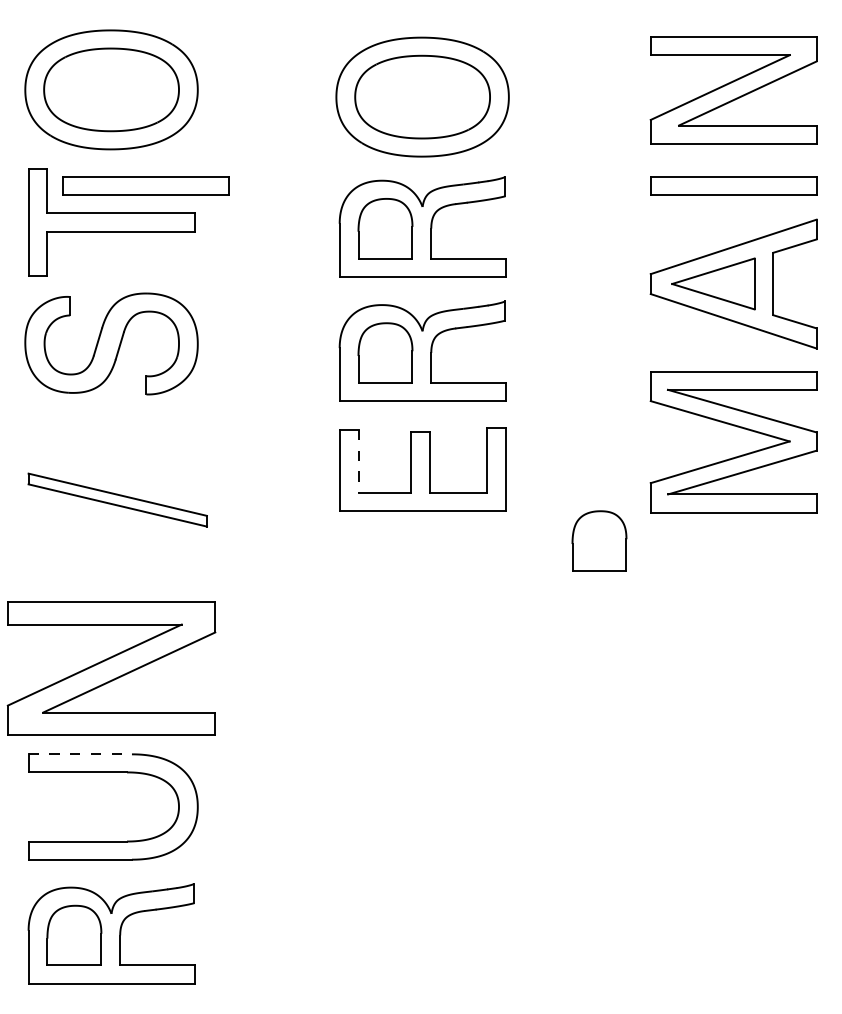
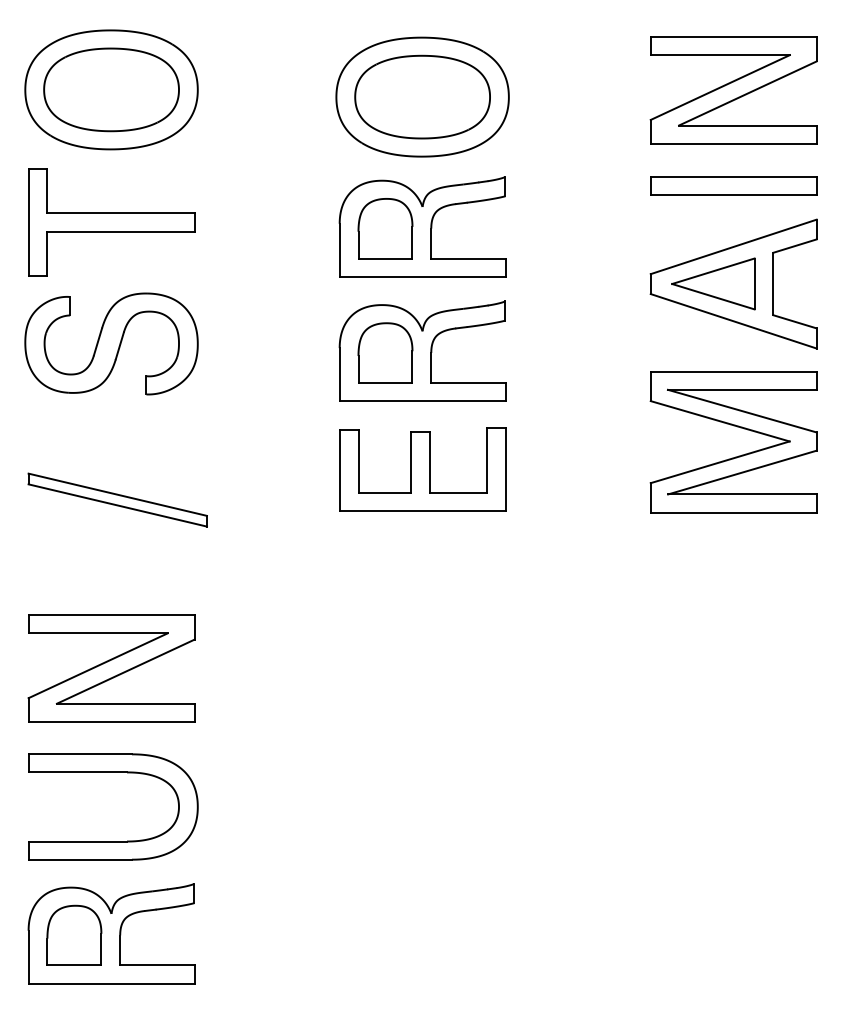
part: present -> none (145, 185)
line: dashed -> solid (358, 461)
part: present -> none (599, 540)
part size: 211x135 px -> 169x109 px (111, 668)
line: dashed -> solid (80, 754)
